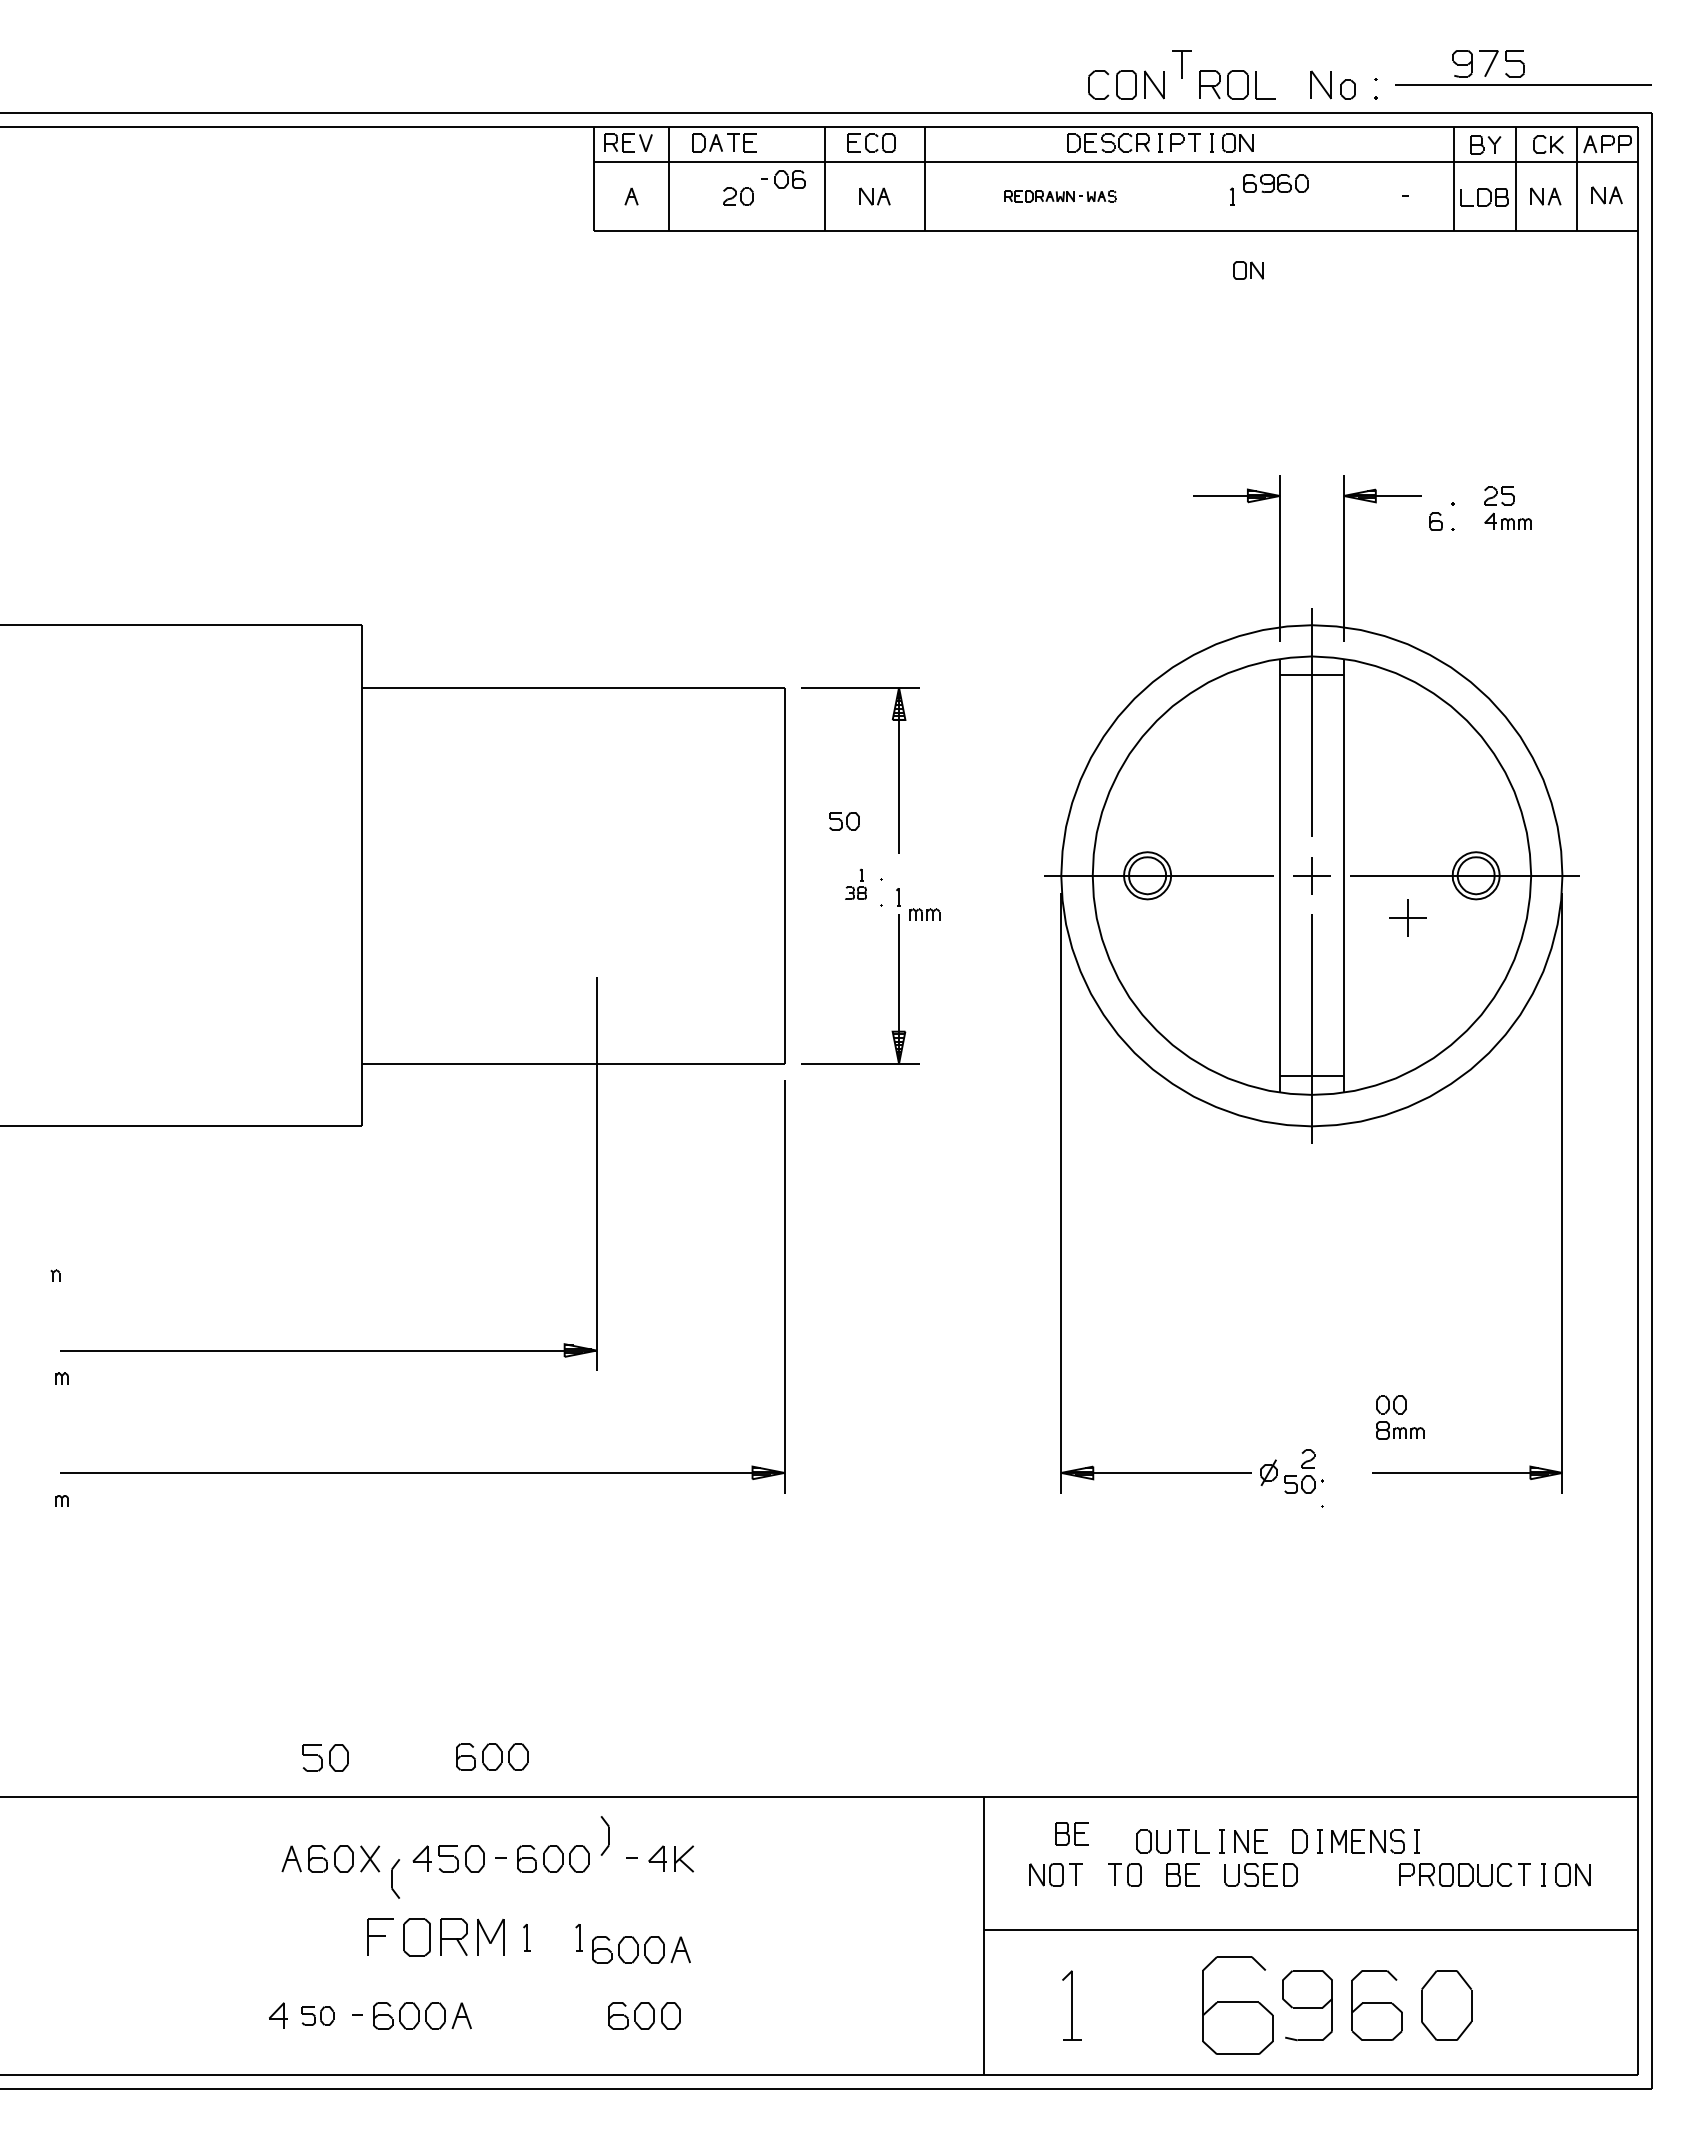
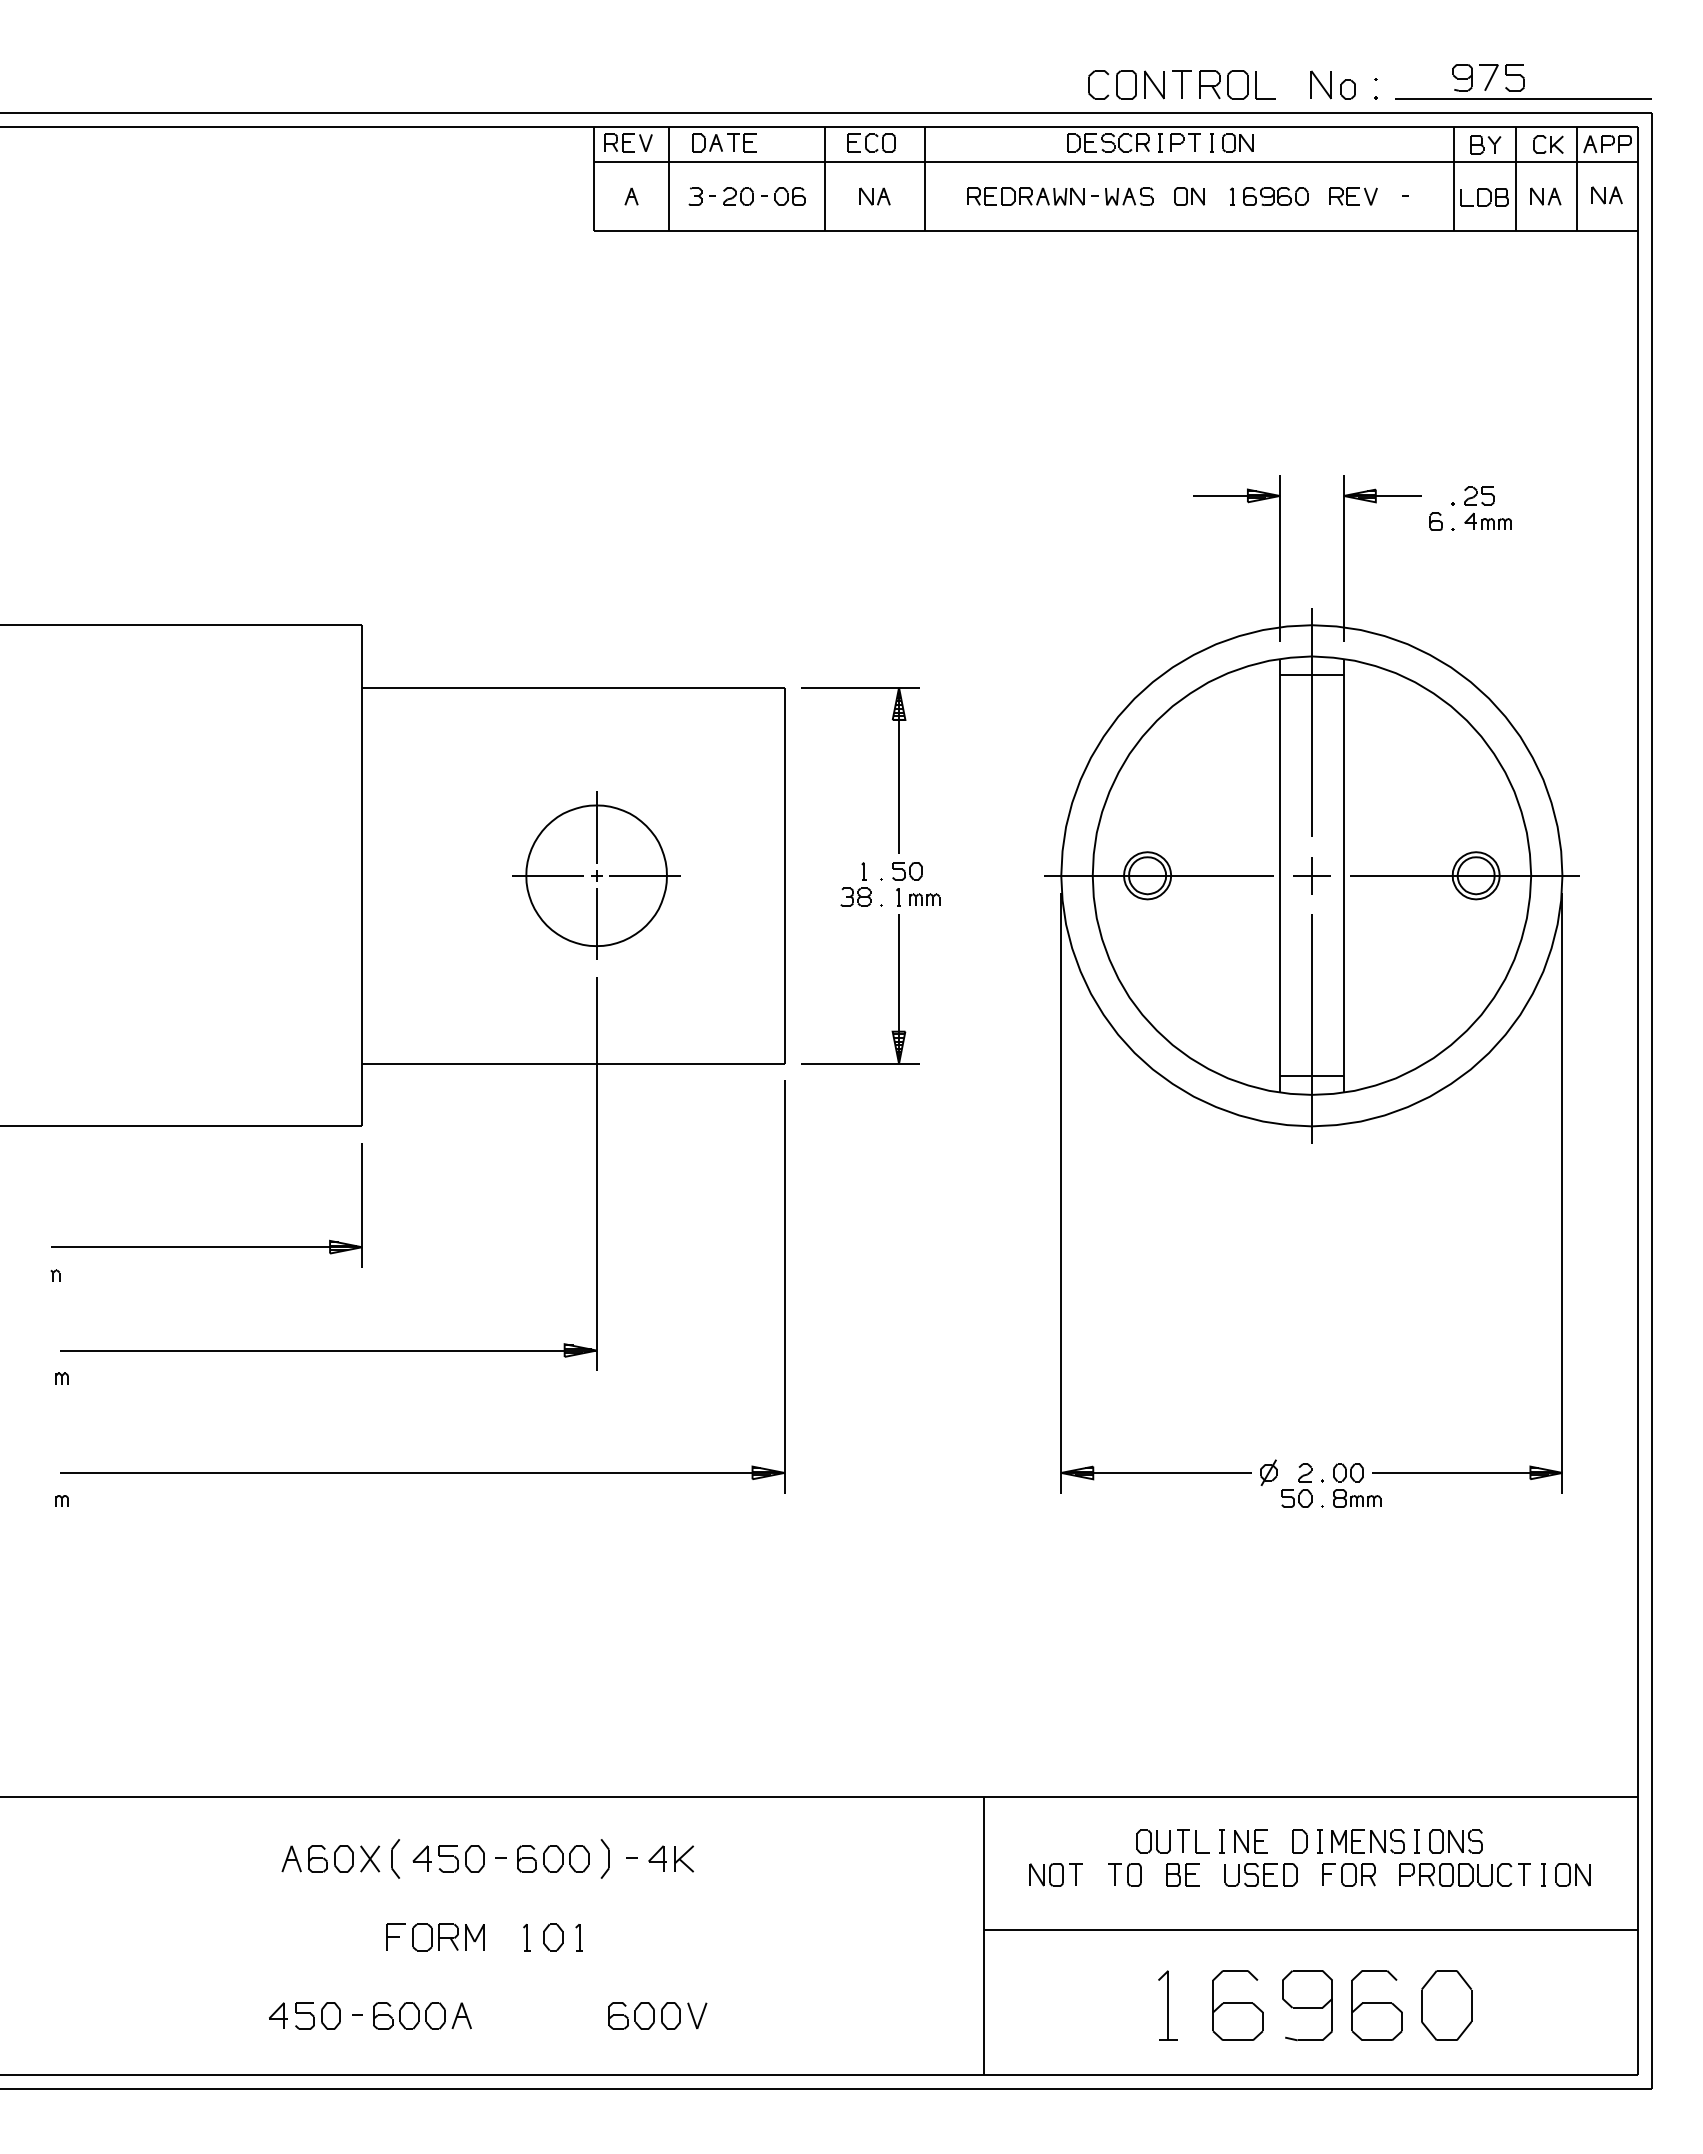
part position: (1181, 64) -> (1181, 84) (1181, 84)
part position: (1523, 67) -> (1523, 81) (1523, 81)
part position: (783, 179) -> (783, 196) (783, 196)
part position: (1275, 183) -> (1275, 196) (1275, 196)
part: none -> present (701, 196)
part size: 113x13 px -> 187x19 px (1060, 196)
part: none -> present (1353, 196)
part position: (1248, 270) -> (1189, 196) (1189, 196)
part position: (1507, 507) -> (1487, 507) (1487, 507)
part position: (844, 821) -> (907, 871) (907, 871)
part: none -> present (596, 875)
part size: 22x32 px -> 32x45 px (855, 884)
part position: (924, 914) -> (924, 899) (924, 899)
part: present -> none (1407, 917)
part: none -> present (206, 1246)
part position: (1400, 1417) -> (1357, 1485) (1357, 1485)
part position: (1299, 1471) -> (1296, 1485) (1296, 1485)
part: present -> none (492, 1756)
part: present -> none (325, 1757)
part: present -> none (1071, 1833)
part position: (604, 1835) -> (604, 1858) (604, 1858)
part: none -> present (1455, 1841)
part: none -> present (1348, 1874)
part position: (395, 1878) -> (395, 1858) (395, 1858)
part size: 138x39 px -> 99x29 px (435, 1937)
part: none -> present (553, 1937)
part: present -> none (641, 1949)
part position: (1071, 2005) -> (1167, 2005) (1167, 2005)
part size: 72x99 px -> 52x71 px (1237, 2005)
part size: 34x20 px -> 46x28 px (317, 2015)
part: none -> present (697, 2015)
